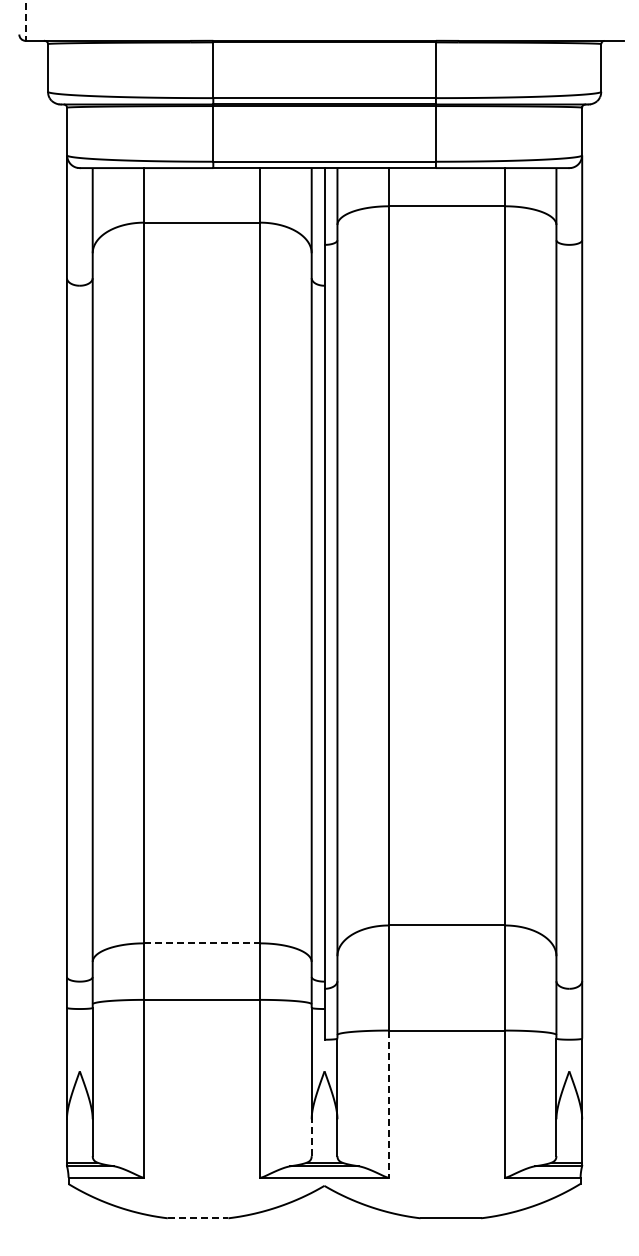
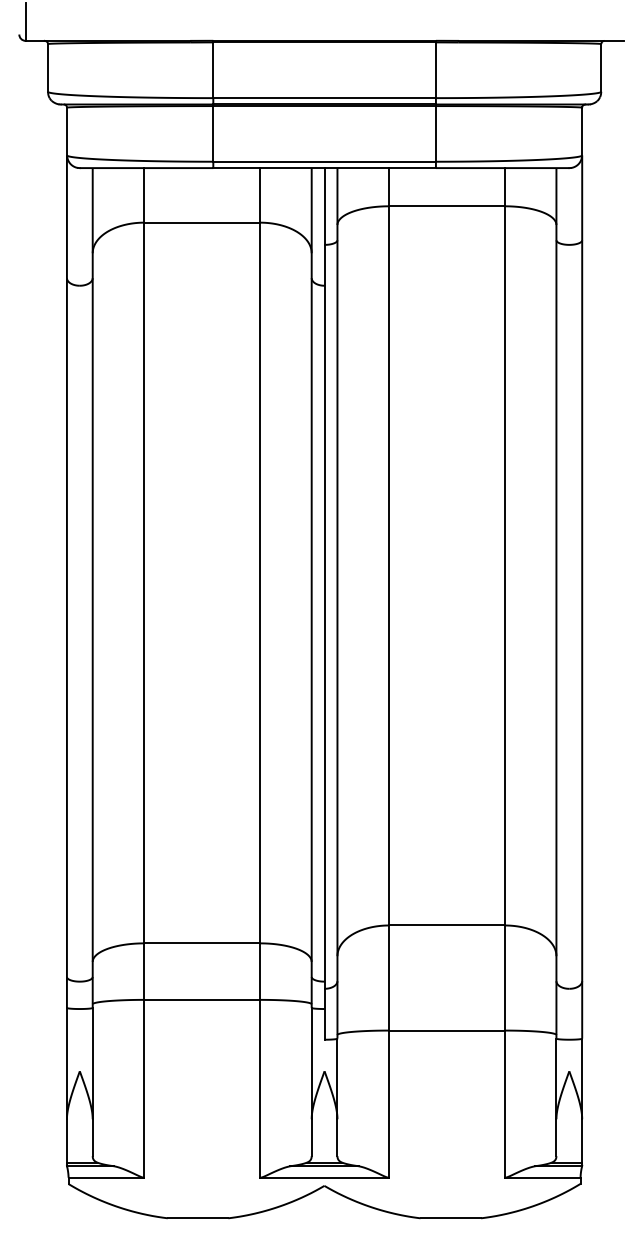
line: dashed -> solid (25, 22)
line: dashed -> solid (202, 943)
line: dashed -> solid (388, 1104)
line: dashed -> solid (311, 1137)
line: dashed -> solid (198, 1218)
